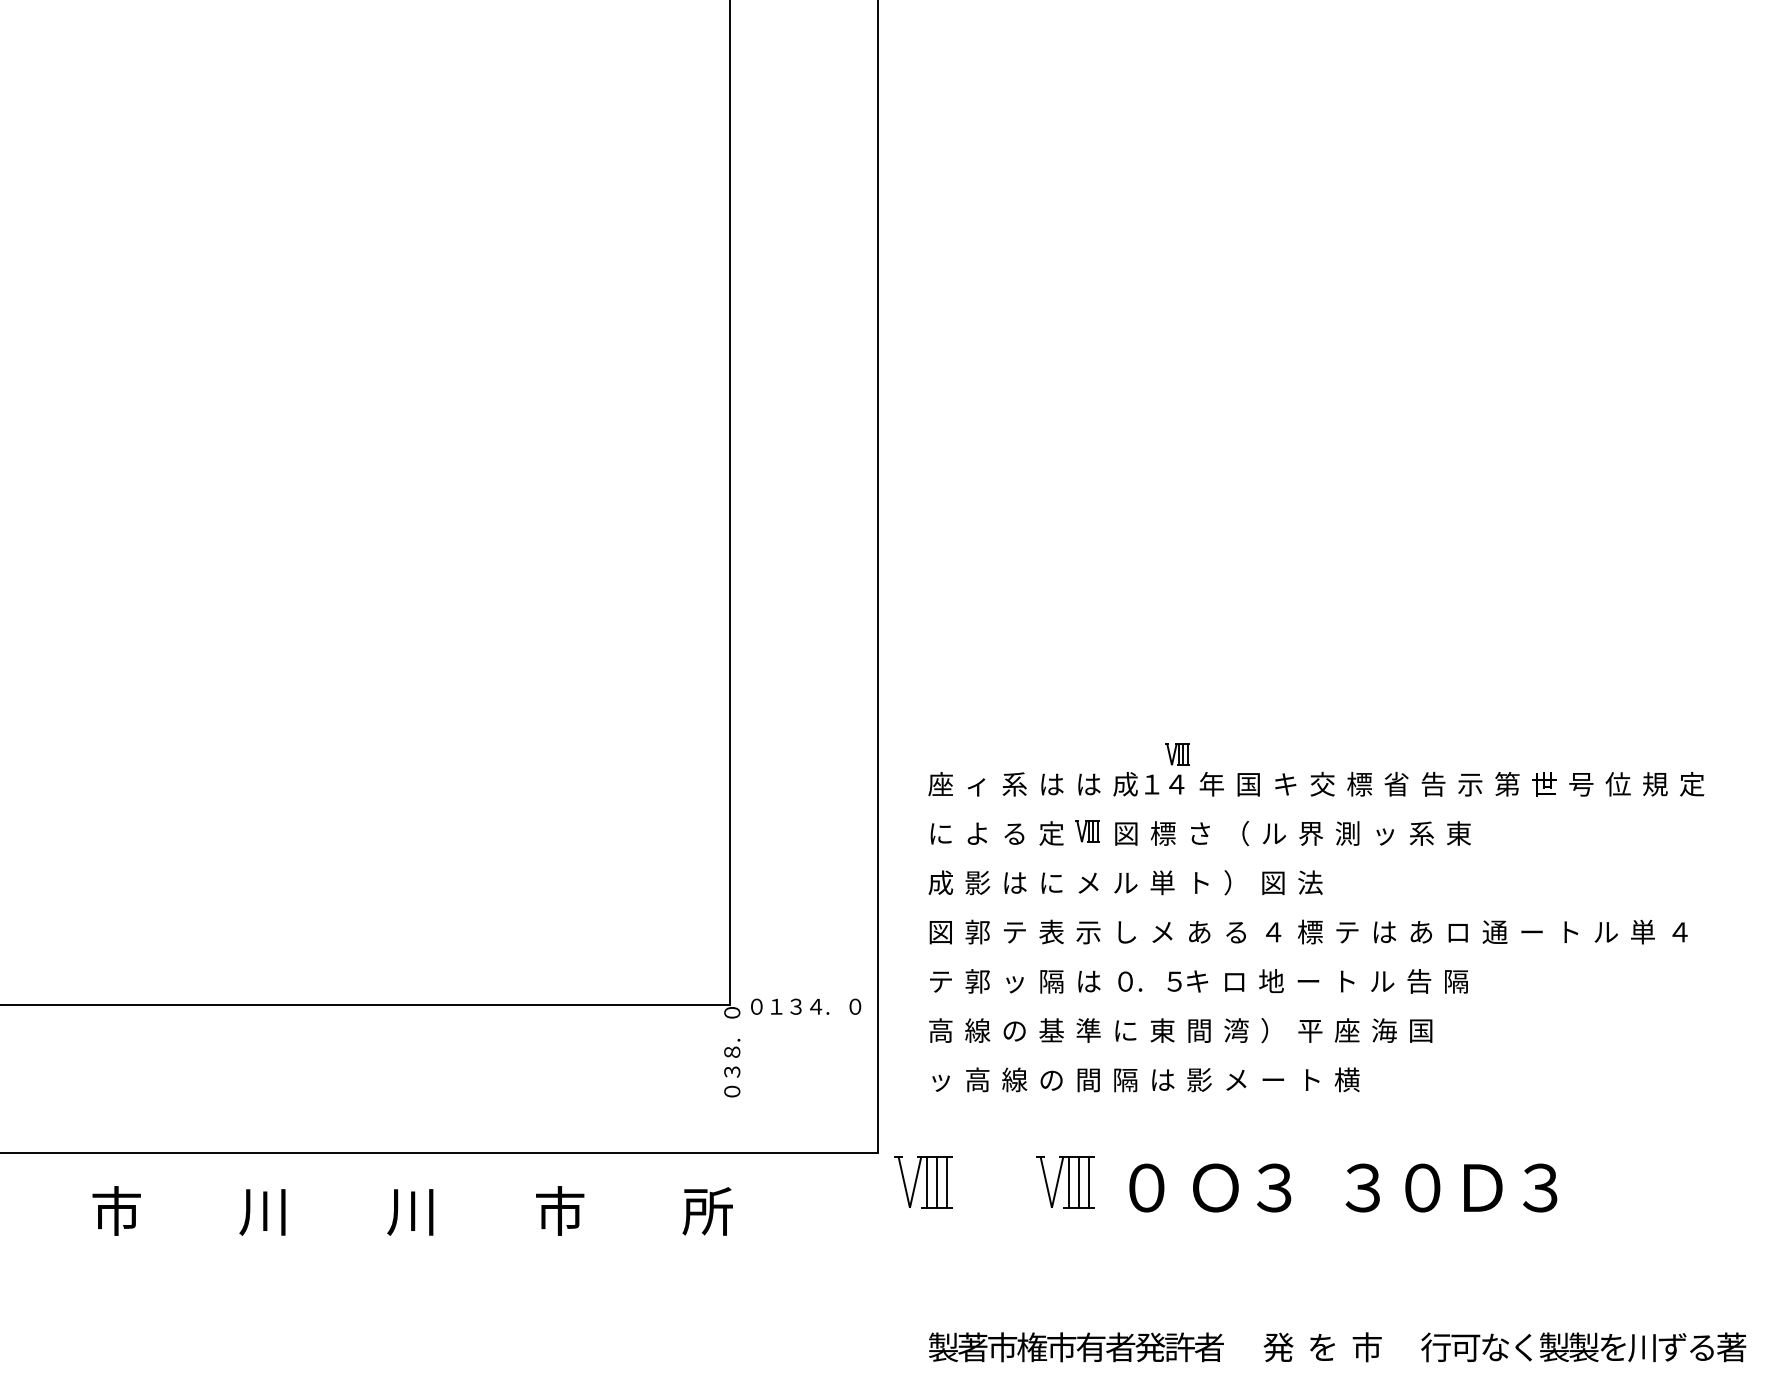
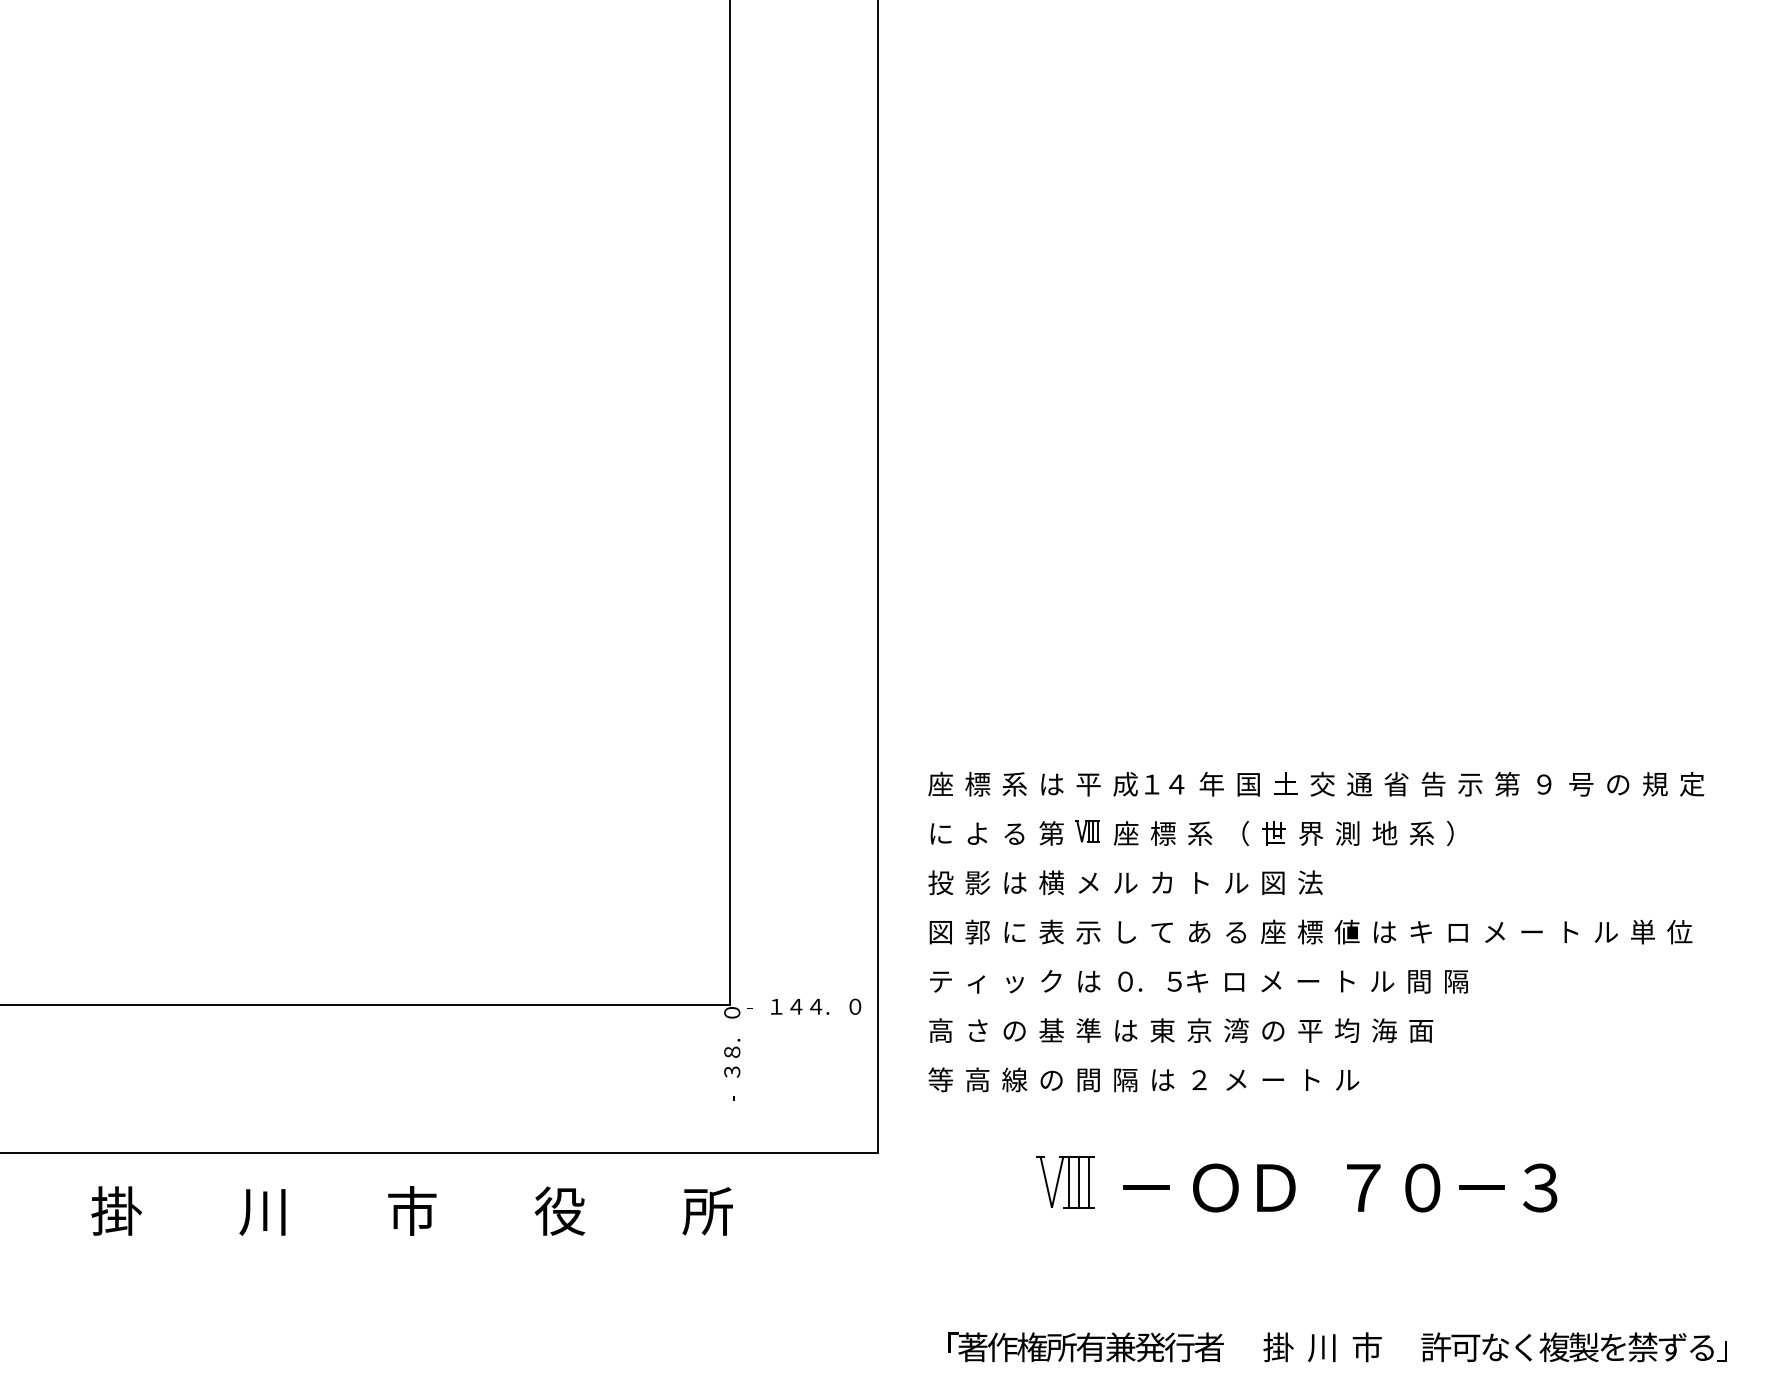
part: present -> none (1177, 754)
text: ィ -> 標 (977, 783)
text: キ -> 土 (1285, 783)
text: 標 -> 通 (1359, 783)
text: は -> 平 (1088, 784)
text: 世 -> ９ (1544, 784)
text: 位 -> の (1617, 784)
text: 定 -> 第 (1051, 833)
text: 図 -> 座 (1125, 833)
text: さ -> 系 (1200, 833)
text: ル -> 世 (1274, 833)
text: ッ -> 地 (1384, 833)
text: 東 -> ） (1458, 833)
text: 成 -> 投 (940, 882)
text: に -> 横 (1051, 882)
text: 単 -> カ (1162, 882)
text: ） -> ル (1236, 882)
text: ４ -> 座 (1273, 931)
text: テ -> 値 (1346, 931)
text: 通 -> メ (1494, 931)
text: テ -> に (1014, 932)
text: メ -> て (1161, 932)
text: あ -> キ (1421, 932)
text: ４ -> 位 (1679, 932)
text: 地 -> メ (1271, 980)
text: 郭 -> ィ (977, 981)
text: 隔 -> ク (1051, 981)
text: 告 -> 間 (1419, 981)
text: ０ -> - (754, 1006)
text: ３ -> ４ (796, 1006)
text: 線 -> さ (977, 1030)
text: に -> は (1126, 1030)
text: 間 -> 京 (1199, 1030)
text: ） -> の (1272, 1030)
text: 座 -> 均 (1346, 1030)
text: 国 -> 面 (1421, 1030)
text: ッ -> 等 (940, 1079)
text: 横 -> ル (1346, 1079)
text: 影 -> ２ (1199, 1080)
text: ０ -> - (732, 1092)
part: present -> none (923, 1182)
text: ０ -> － (1146, 1187)
text: ３ -> Ｄ (1276, 1187)
text: ３ -> ７ (1362, 1187)
text: Ｄ -> － (1481, 1187)
text: 市 -> 掛 (116, 1210)
text: 川 -> 市 (411, 1210)
text: 市 -> 役 (559, 1210)
text: 製 -> 「 (943, 1347)
text: 市 -> 作 (1002, 1347)
text: 市 -> 所 (1061, 1347)
text: 者 -> 兼 (1120, 1347)
text: 許 -> 行 (1179, 1347)
text: 発 -> 掛 (1278, 1347)
text: を -> 川 (1321, 1347)
text: 行 -> 許 (1436, 1347)
text: 製 -> 複 (1554, 1347)
text: 川 -> 禁 (1642, 1347)
text: 著 -> 」 (1731, 1347)
